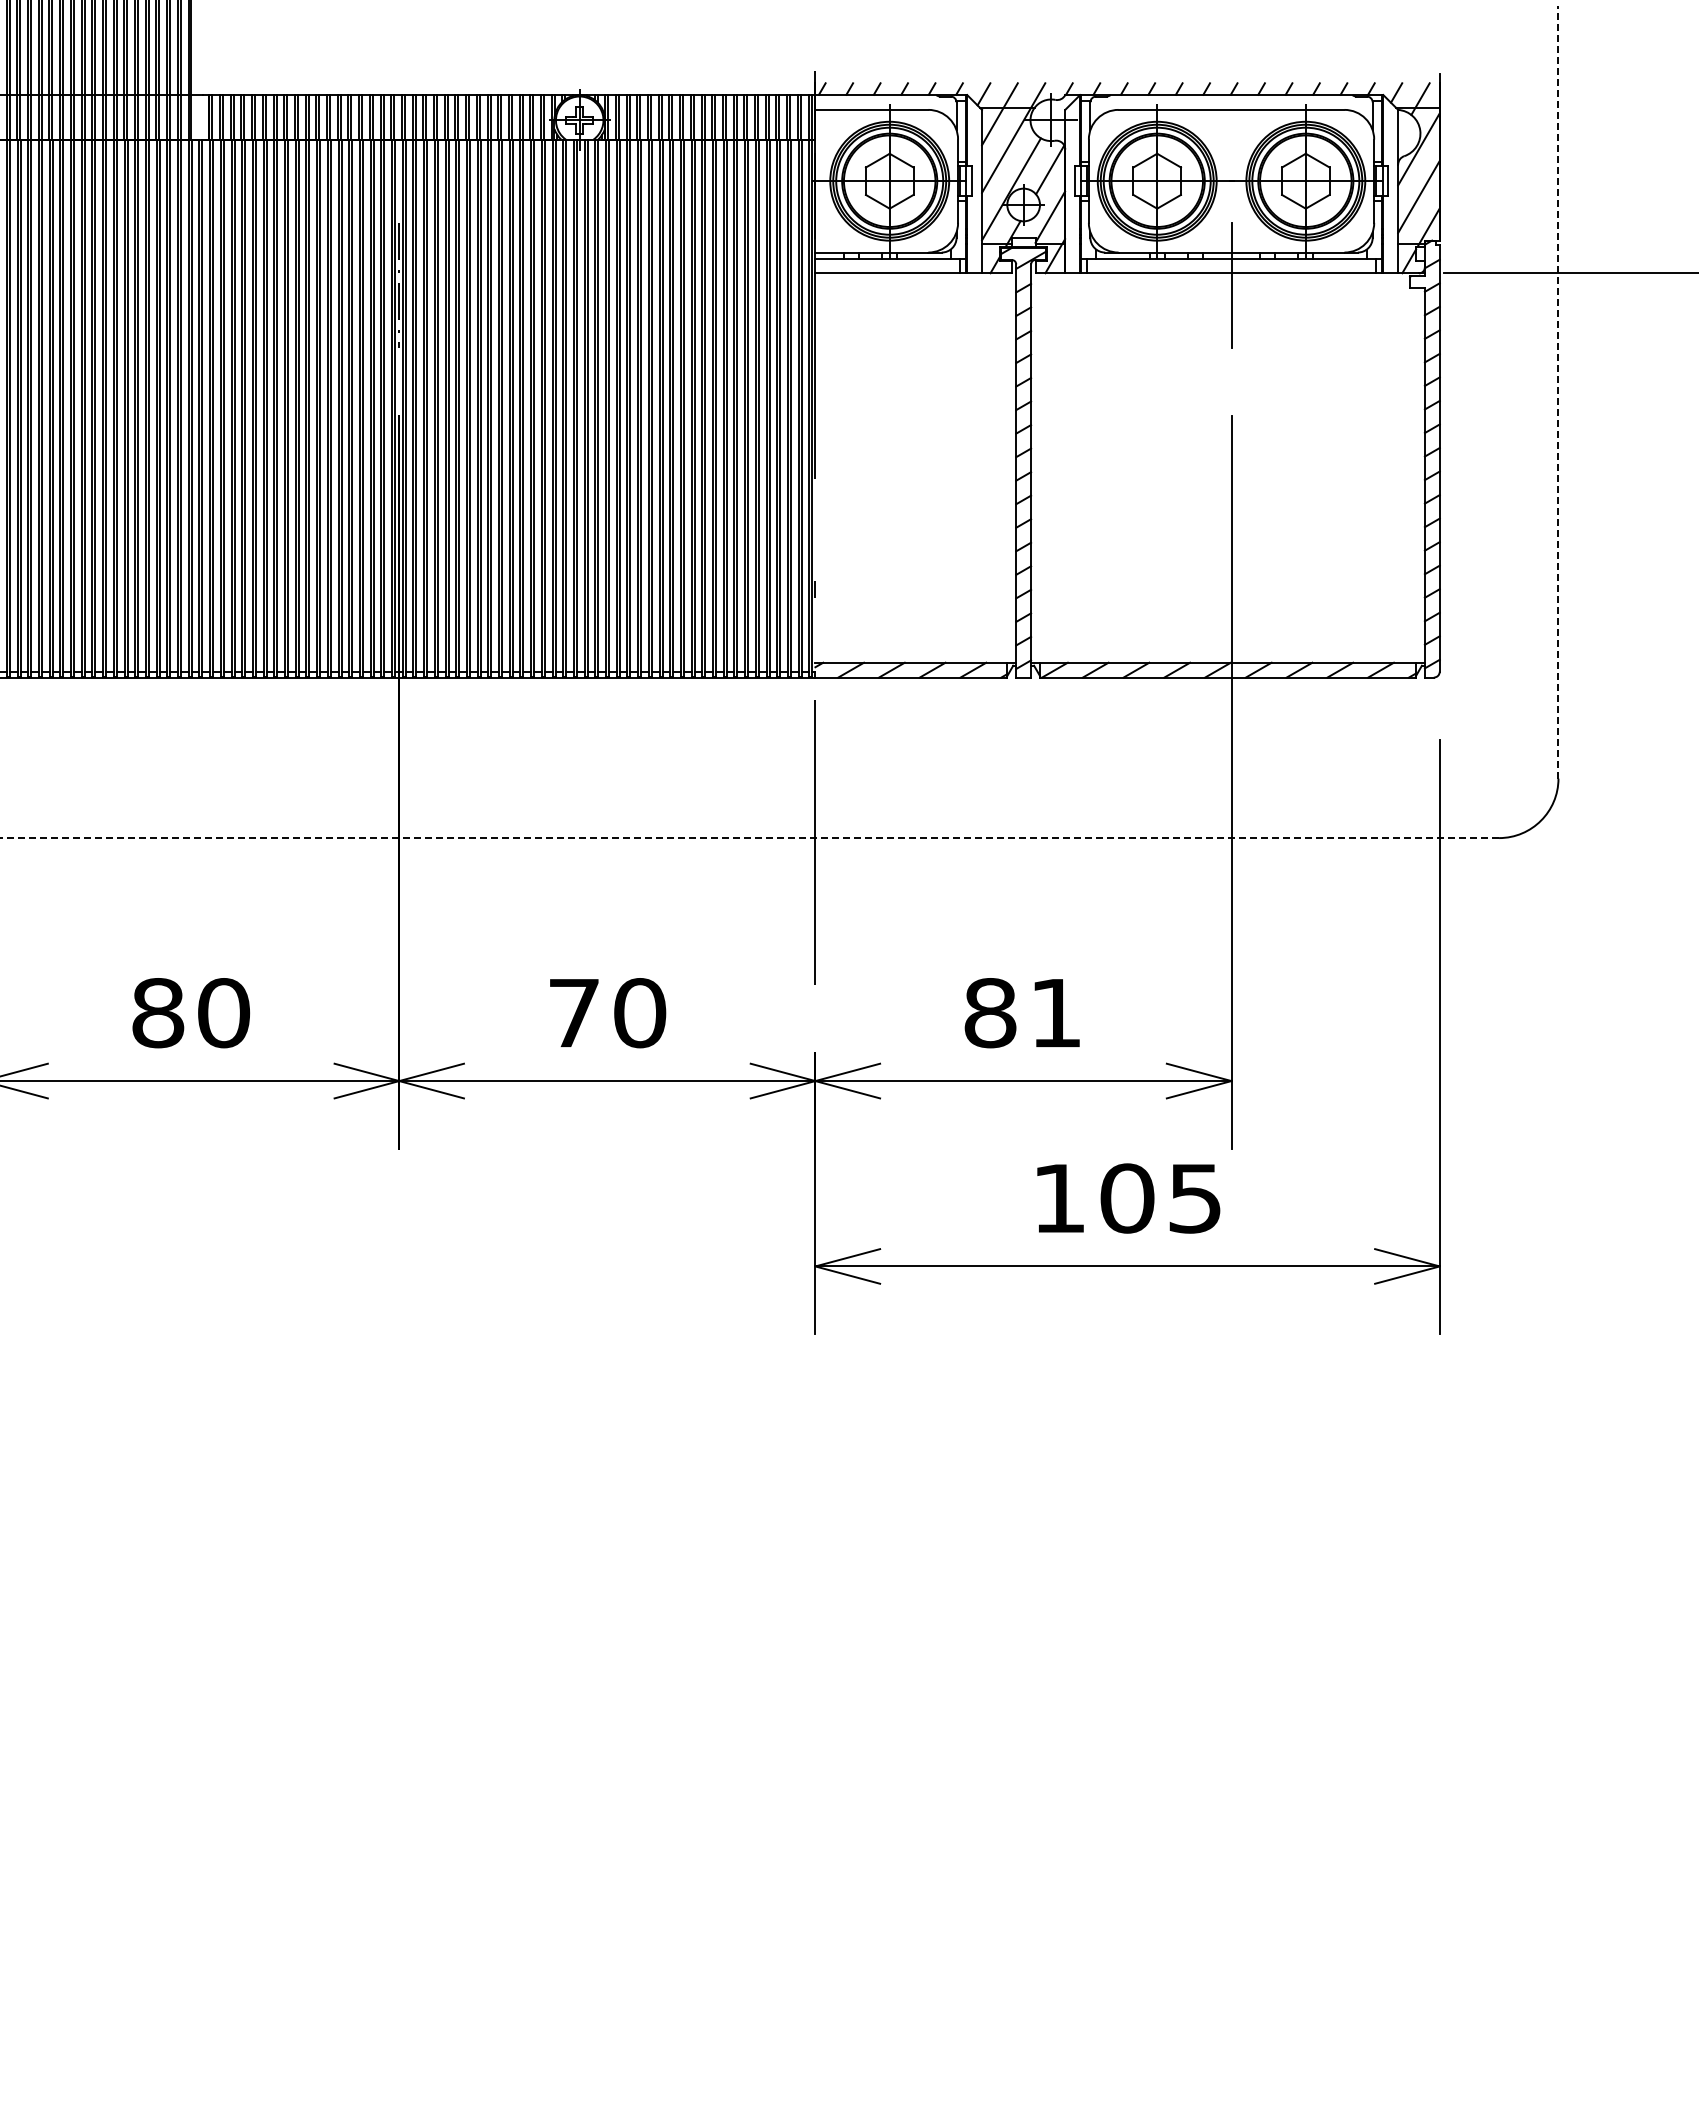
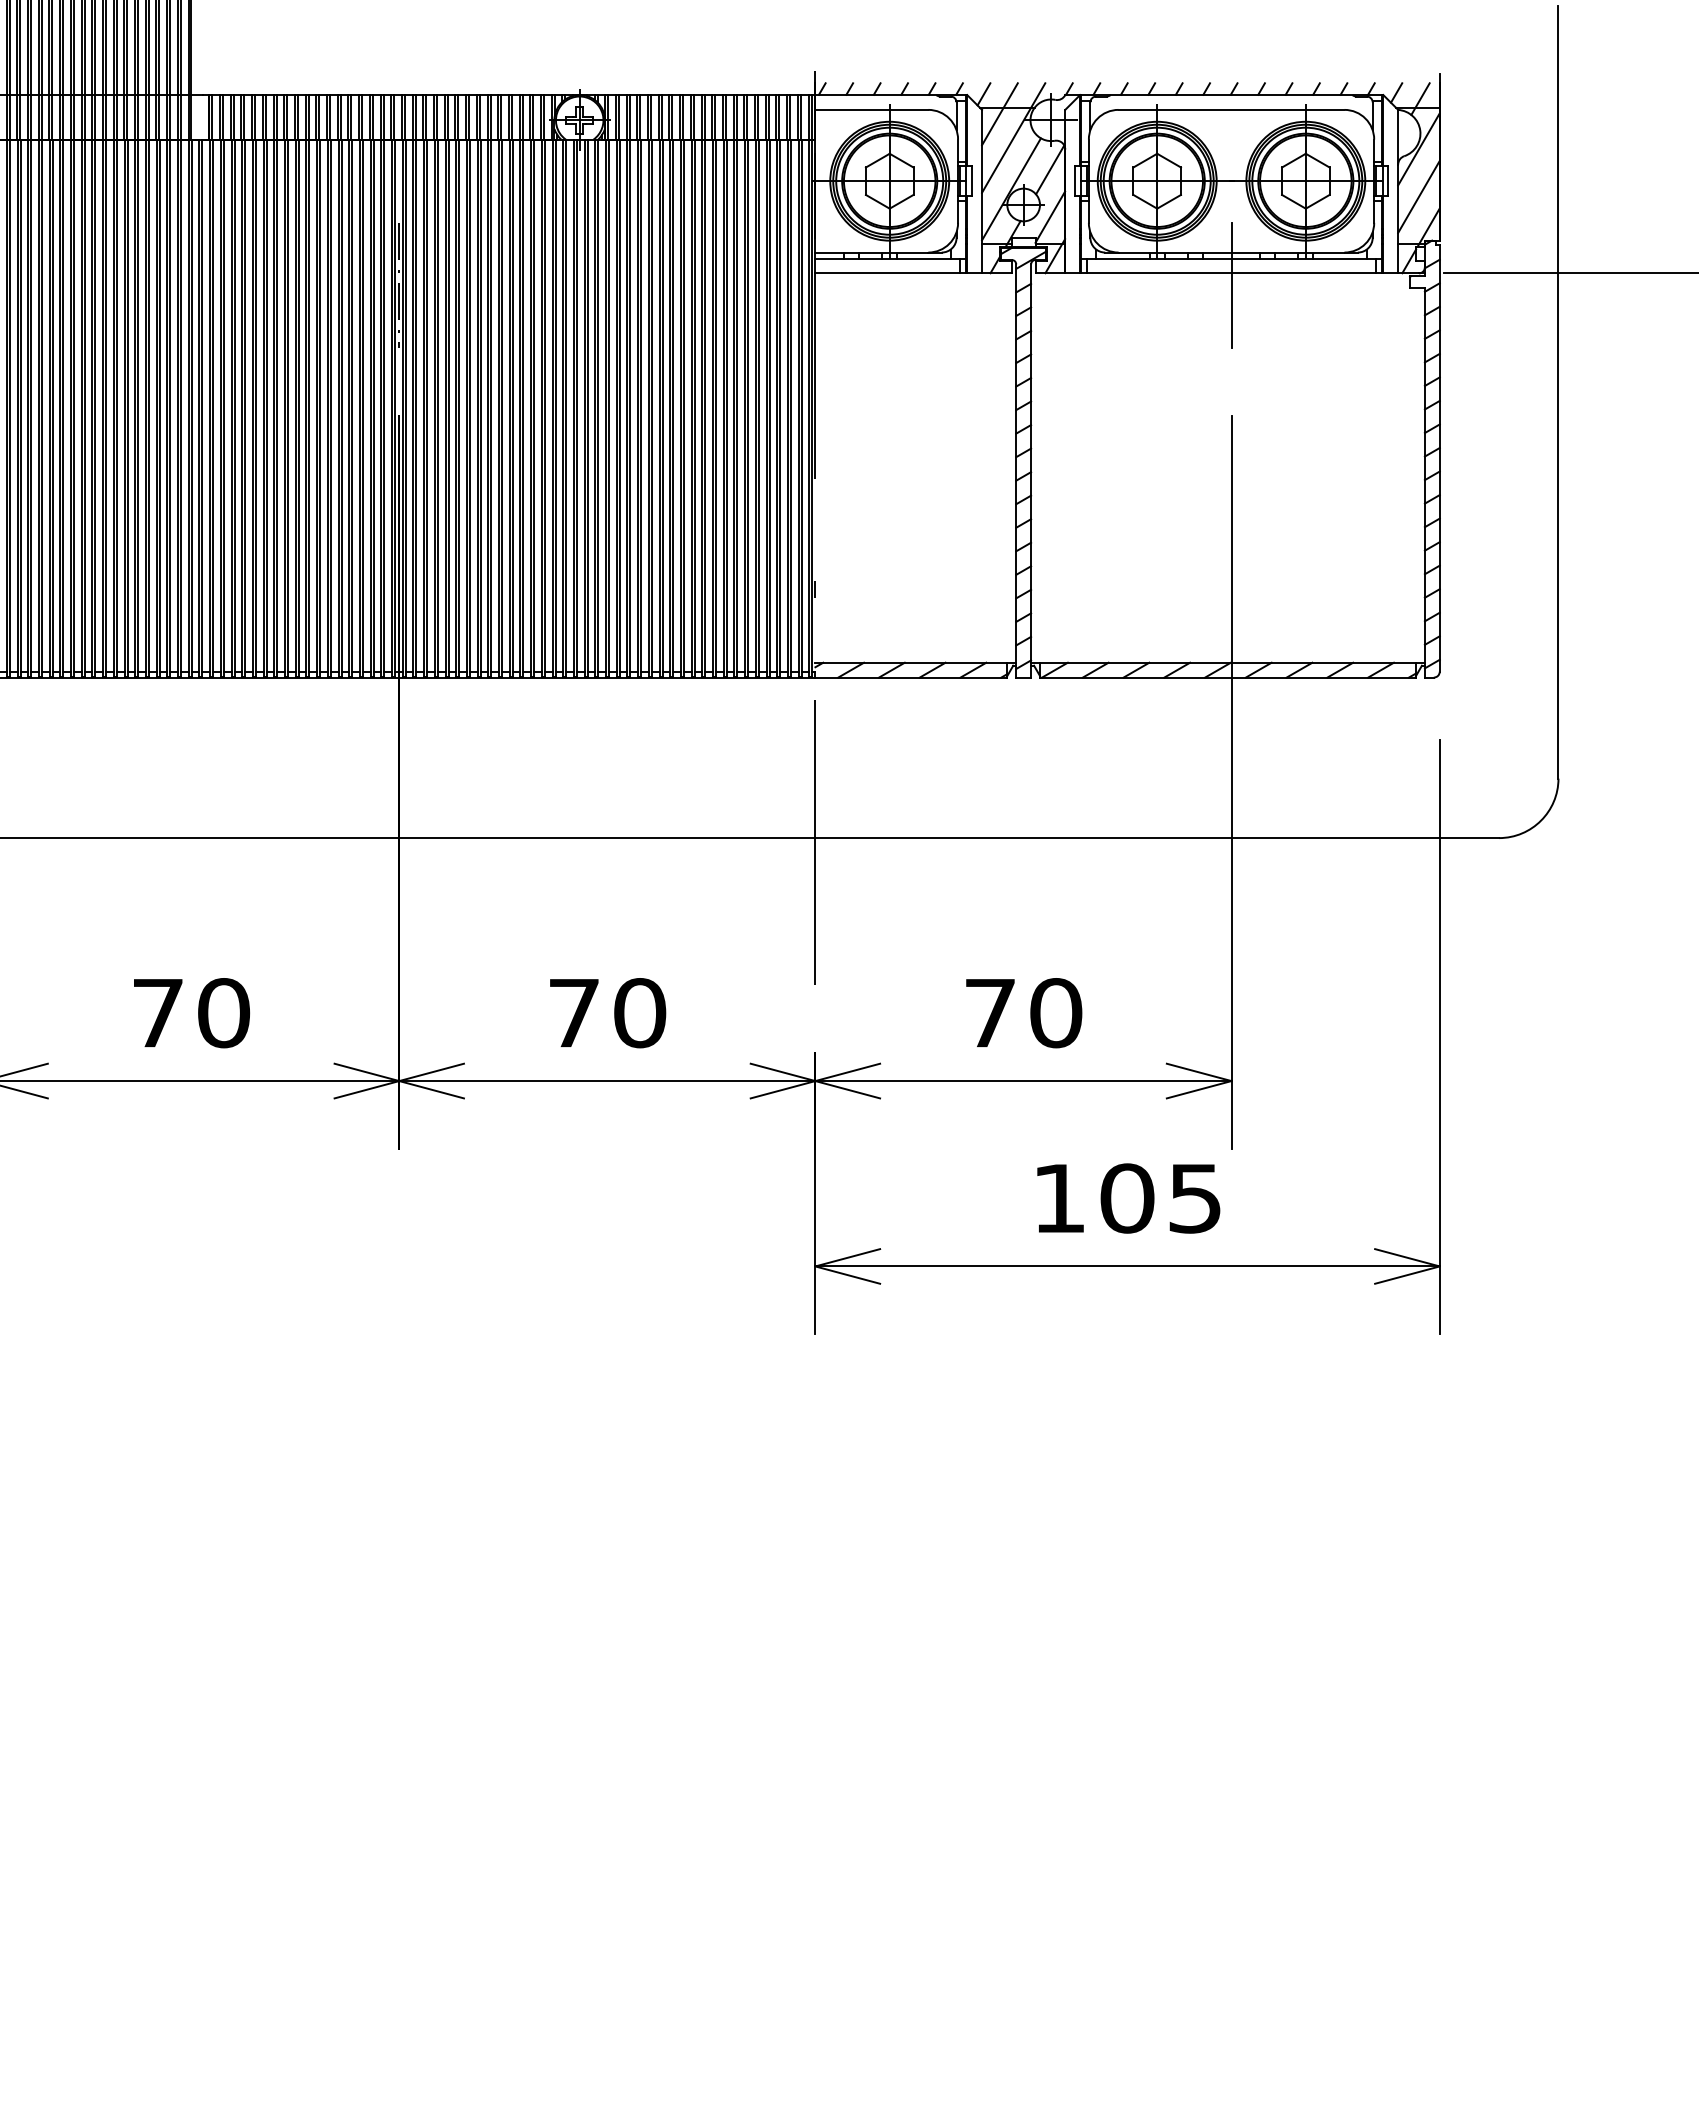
line: dashed -> solid (1558, 391)
line: dashed -> solid (749, 838)
text: 80 -> 70 (158, 1013)
text: 81 -> 70 (1023, 1013)
